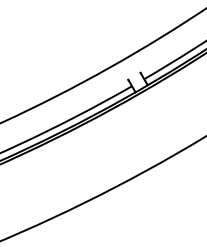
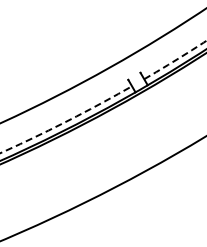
arc: solid -> dashed (175, 60)
arc: solid -> dashed (67, 121)
